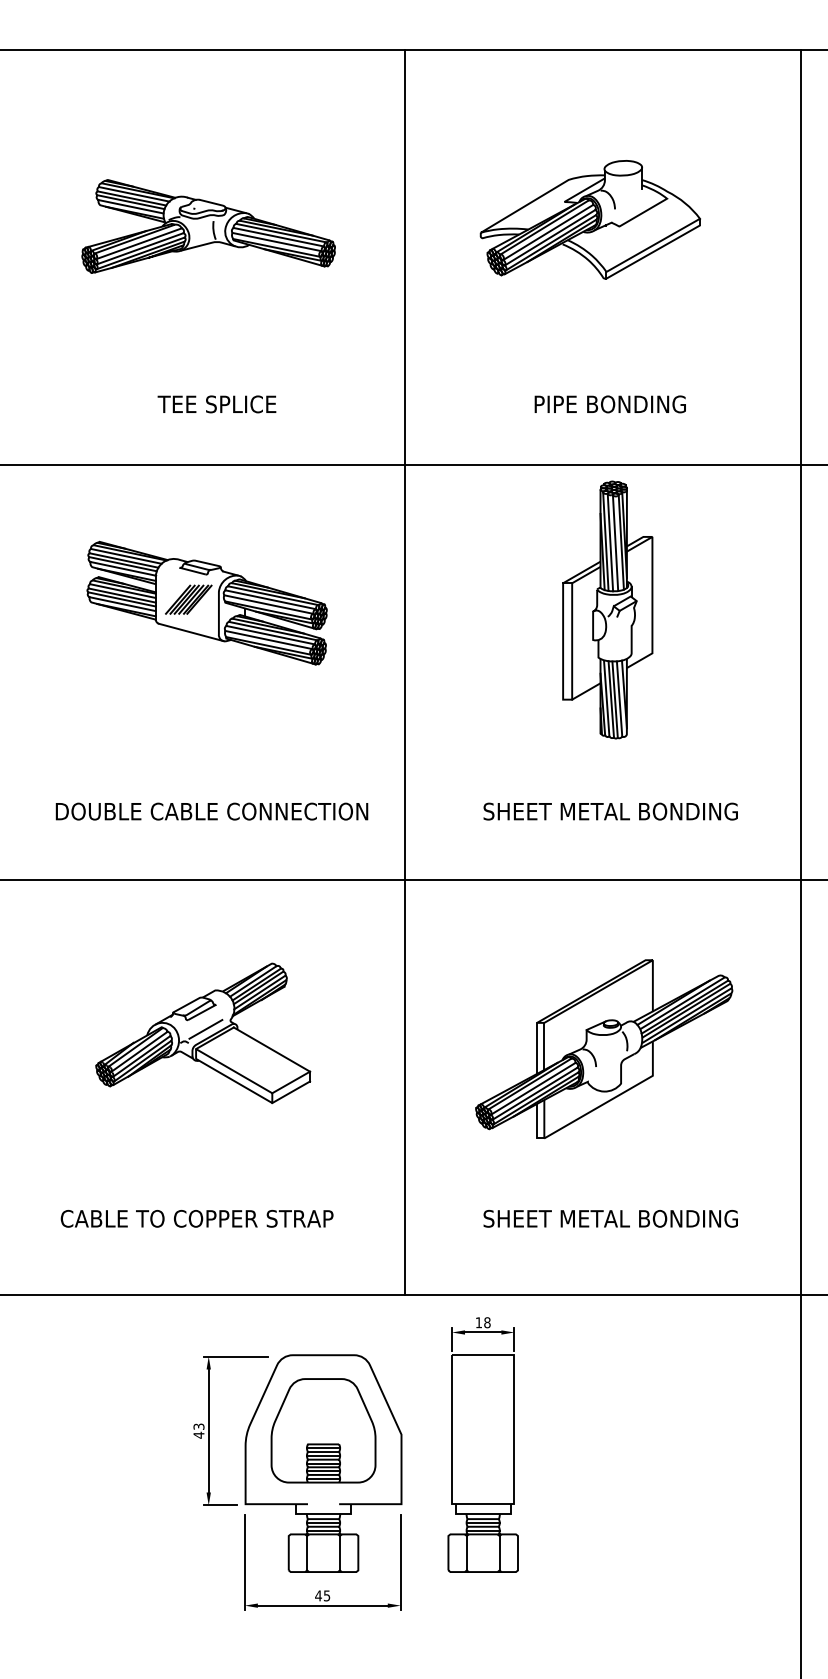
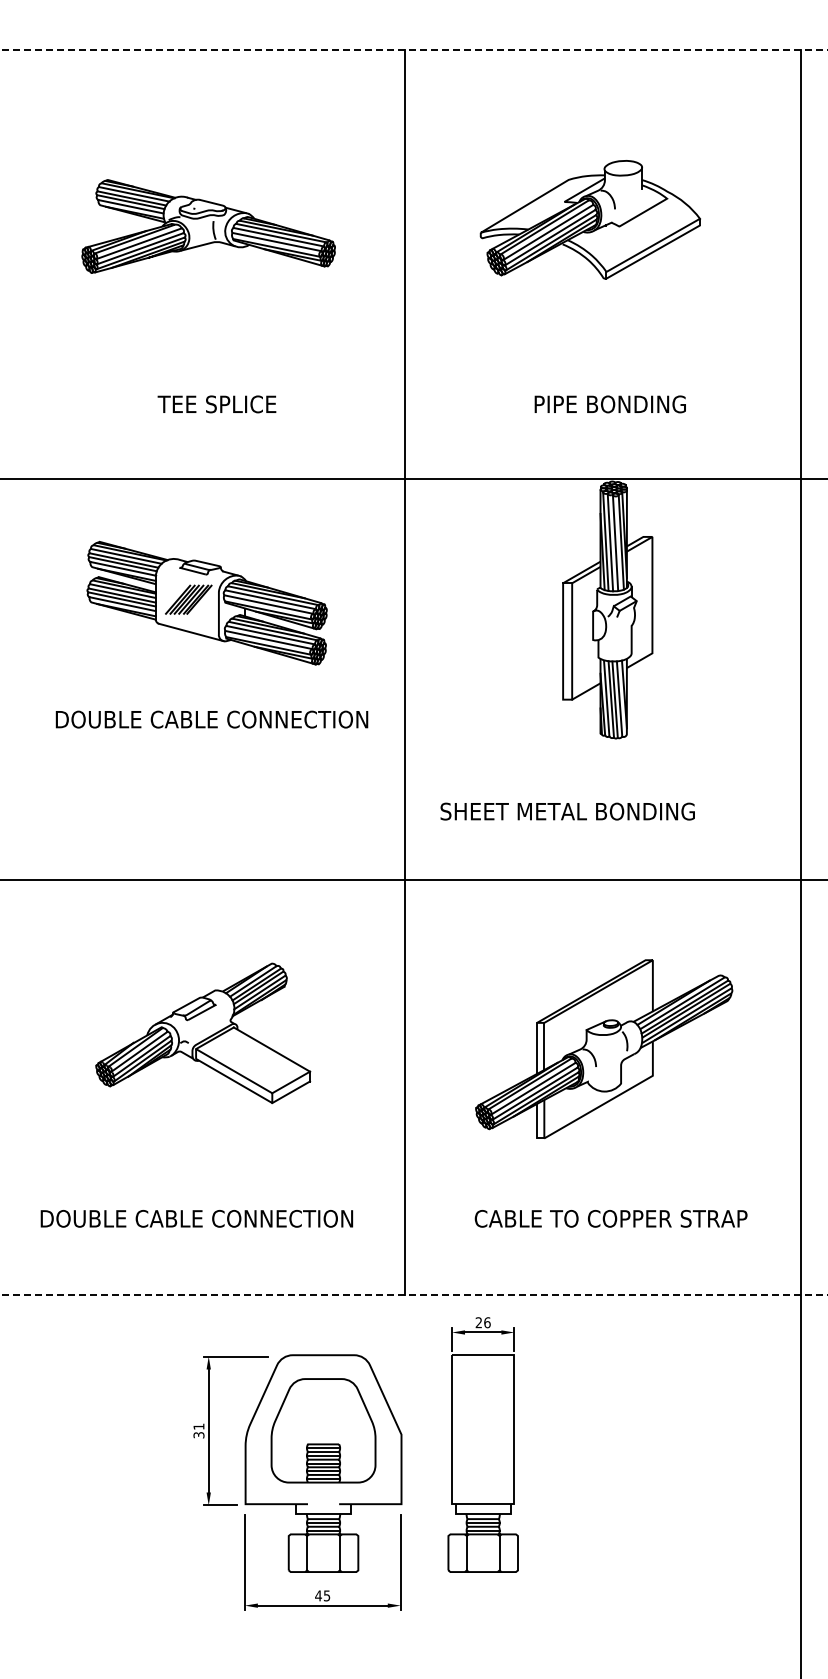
line: solid -> dashed (413, 50)
line position: (413, 465) -> (413, 479) (413, 479)
text position: (211, 811) -> (211, 719) (211, 719)
text position: (610, 811) -> (567, 811) (567, 811)
line: present -> none (205, 1029)
text: CABLE TO COPPER STRAP -> DOUBLE CABLE CONNECTION (196, 1218)
text: SHEET METAL BONDING -> CABLE TO COPPER STRAP (610, 1218)
line: solid -> dashed (413, 1294)
text: 18 -> 26 (482, 1322)
text: 43 -> 31 (198, 1430)
